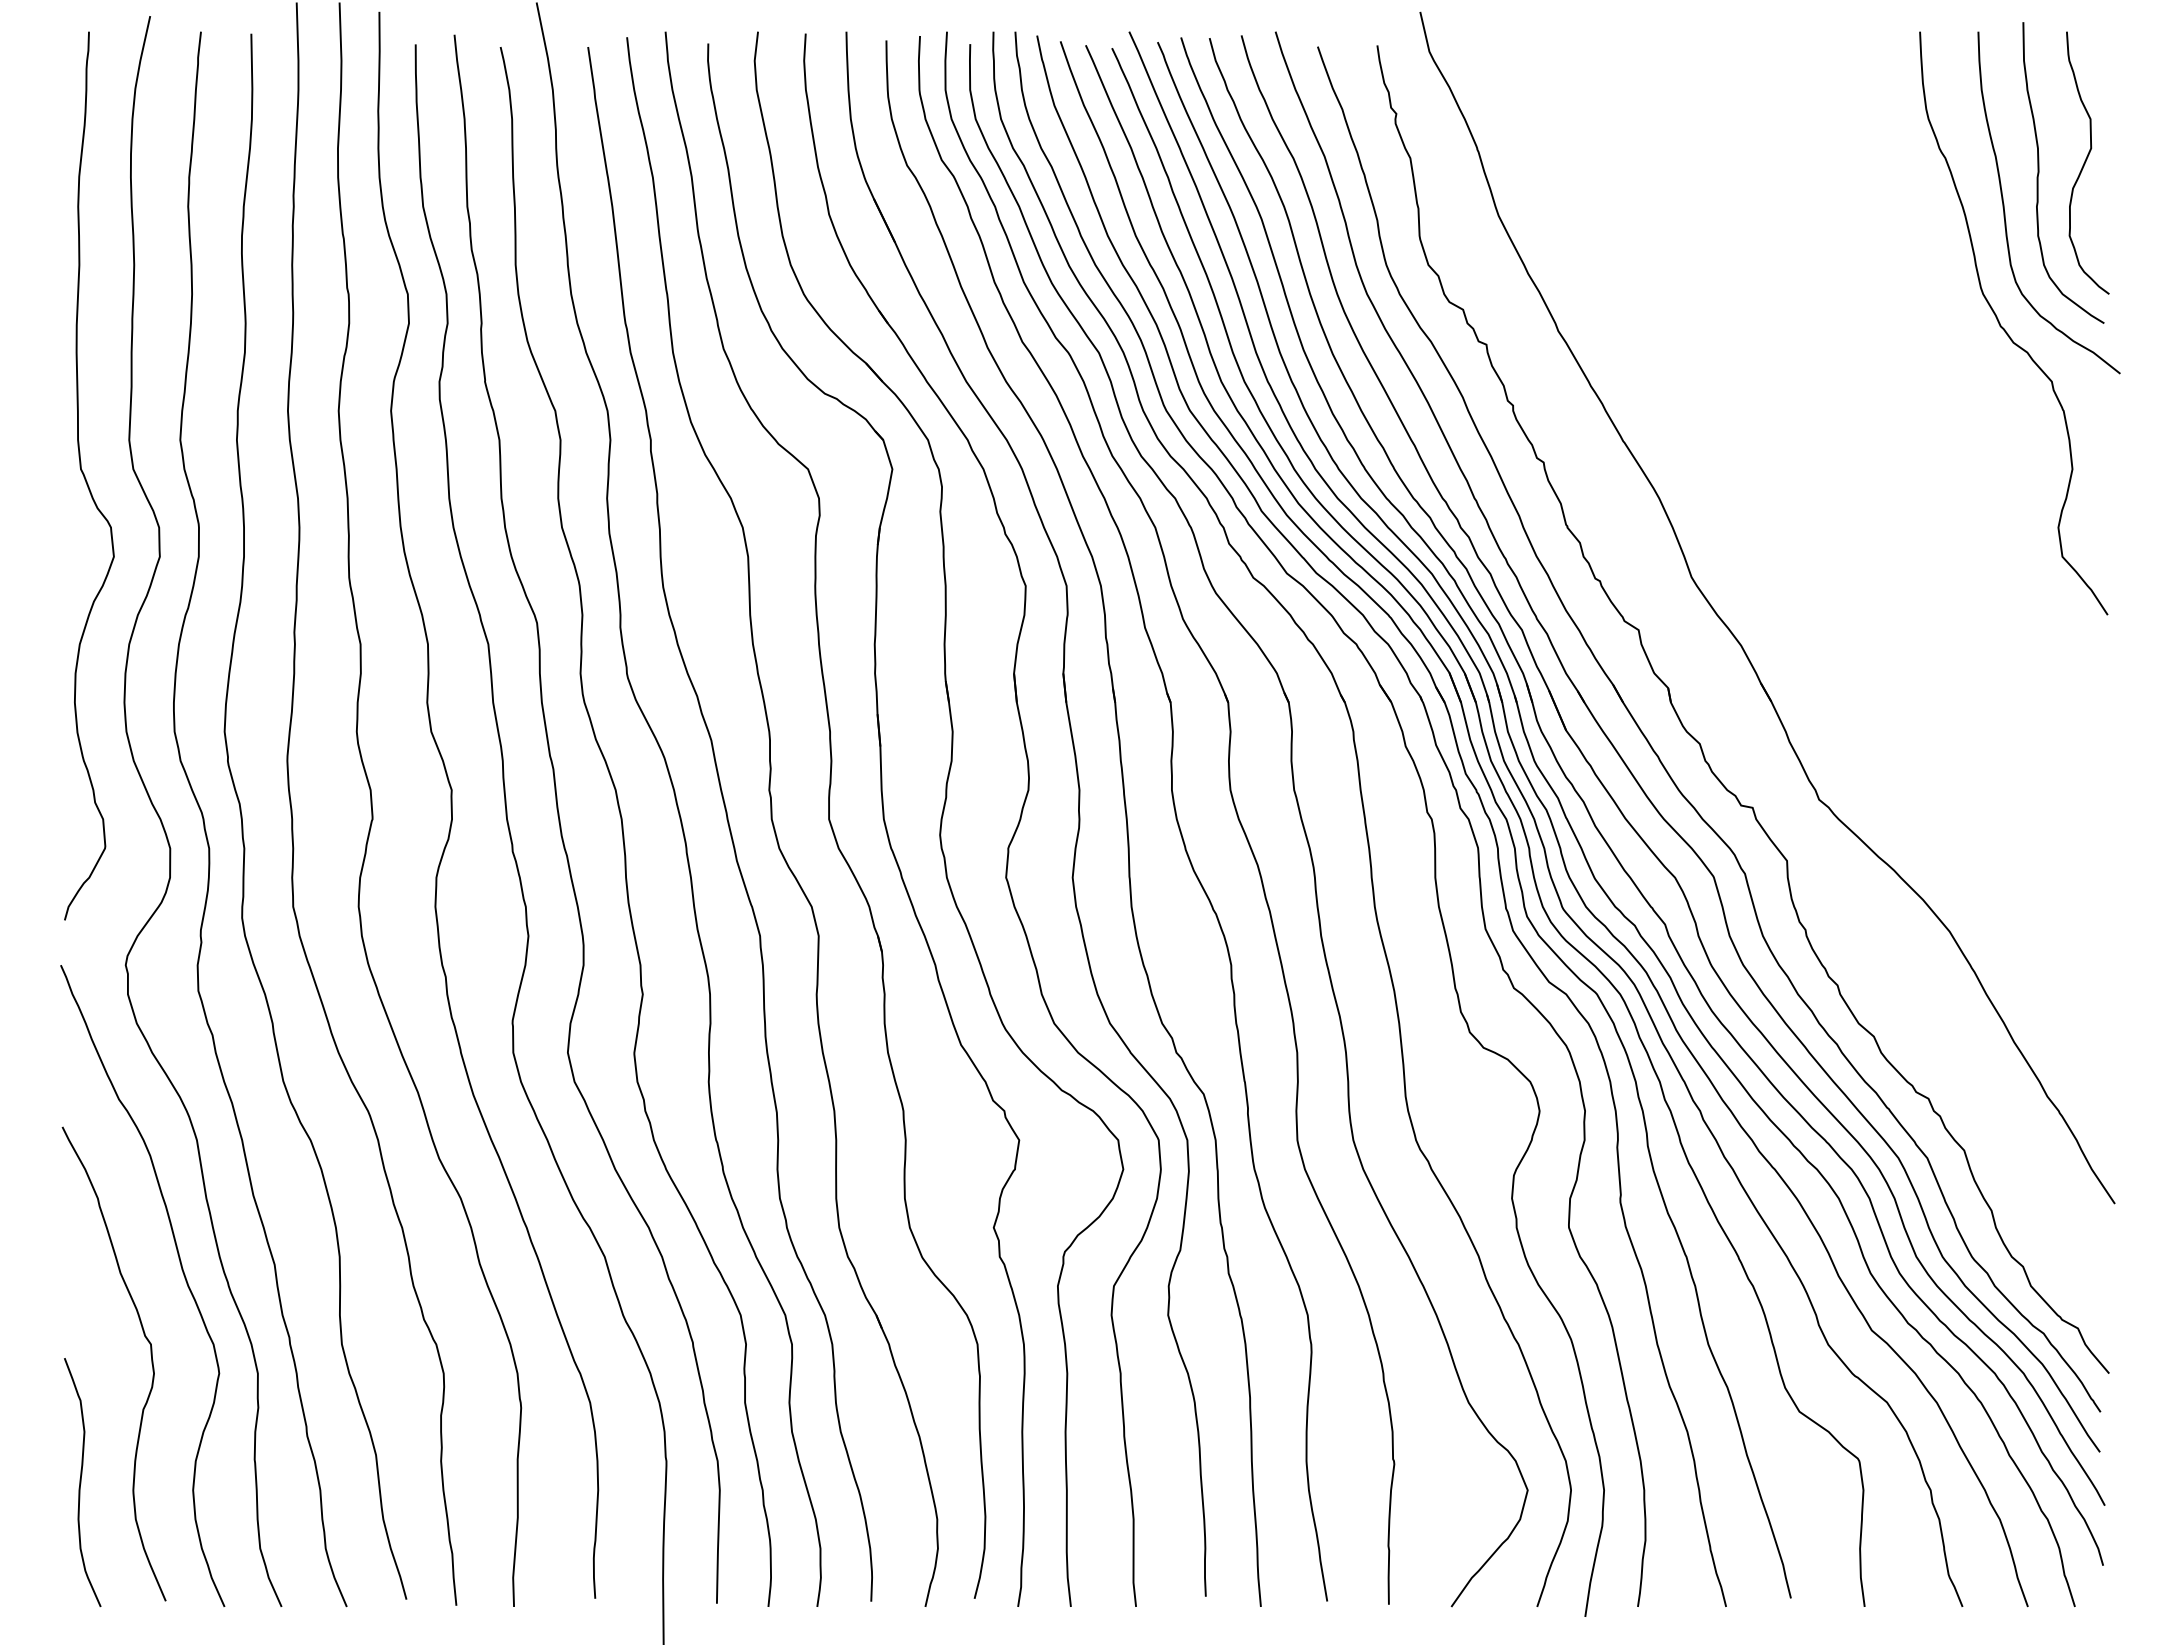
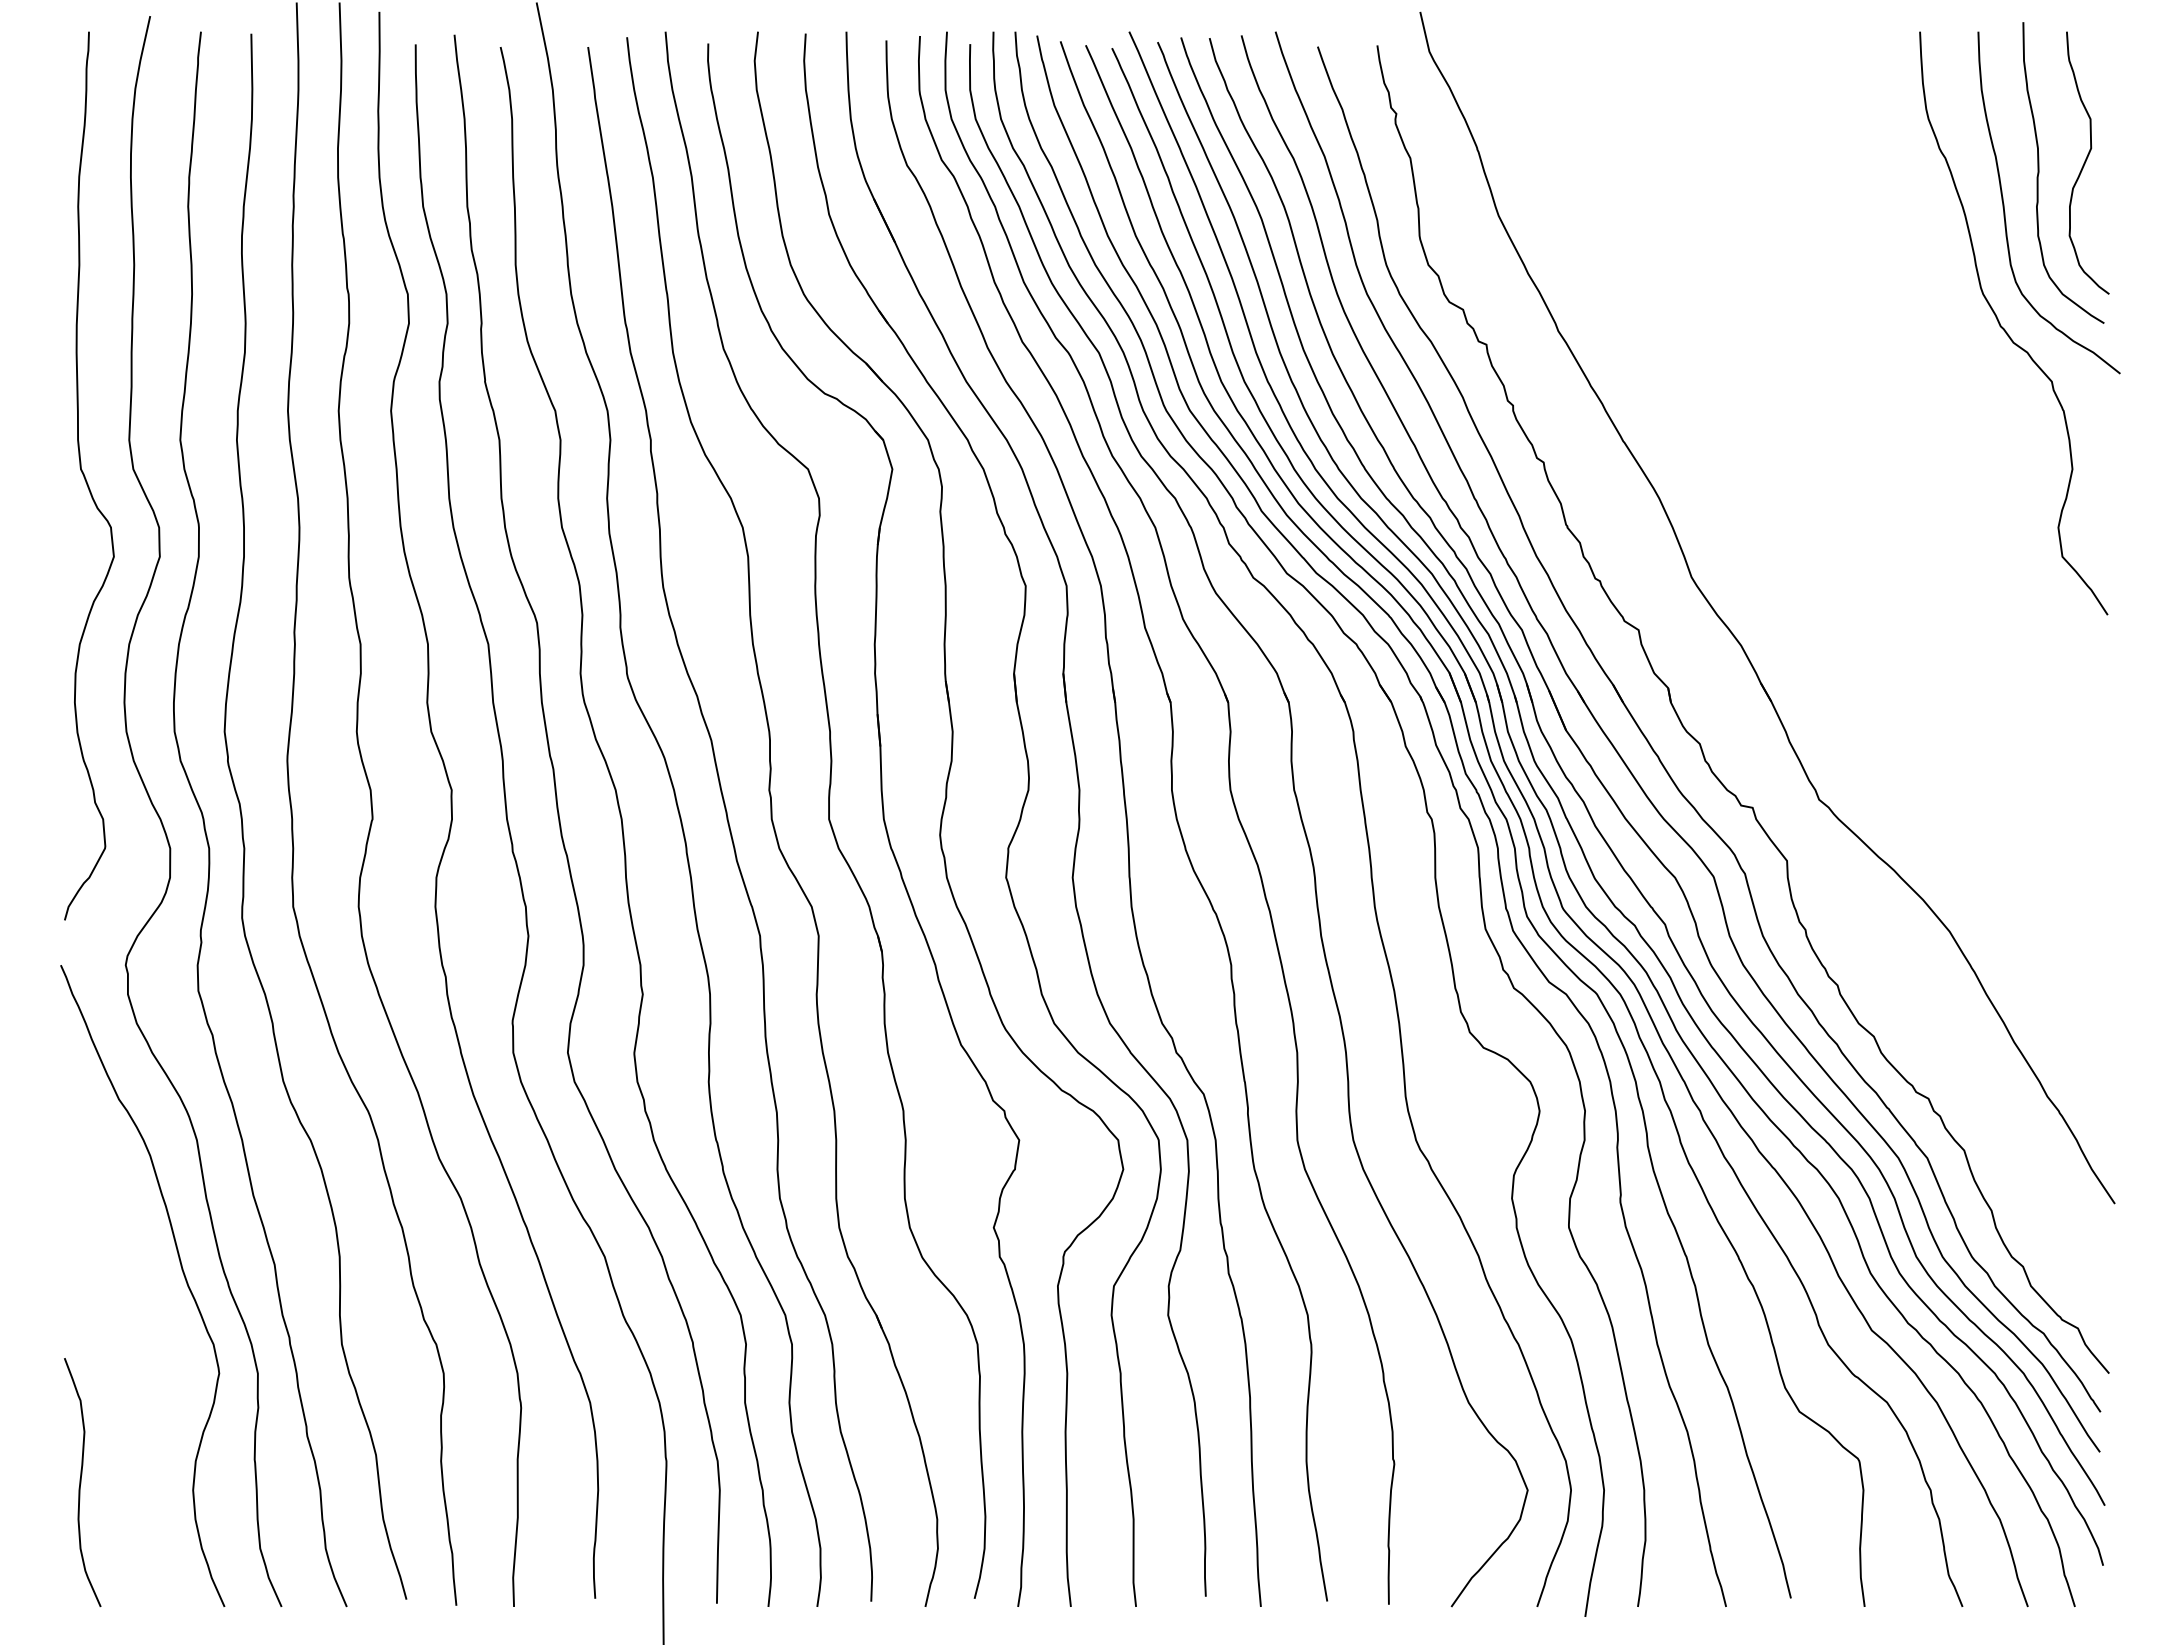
curve: present -> none (150, 1355)
